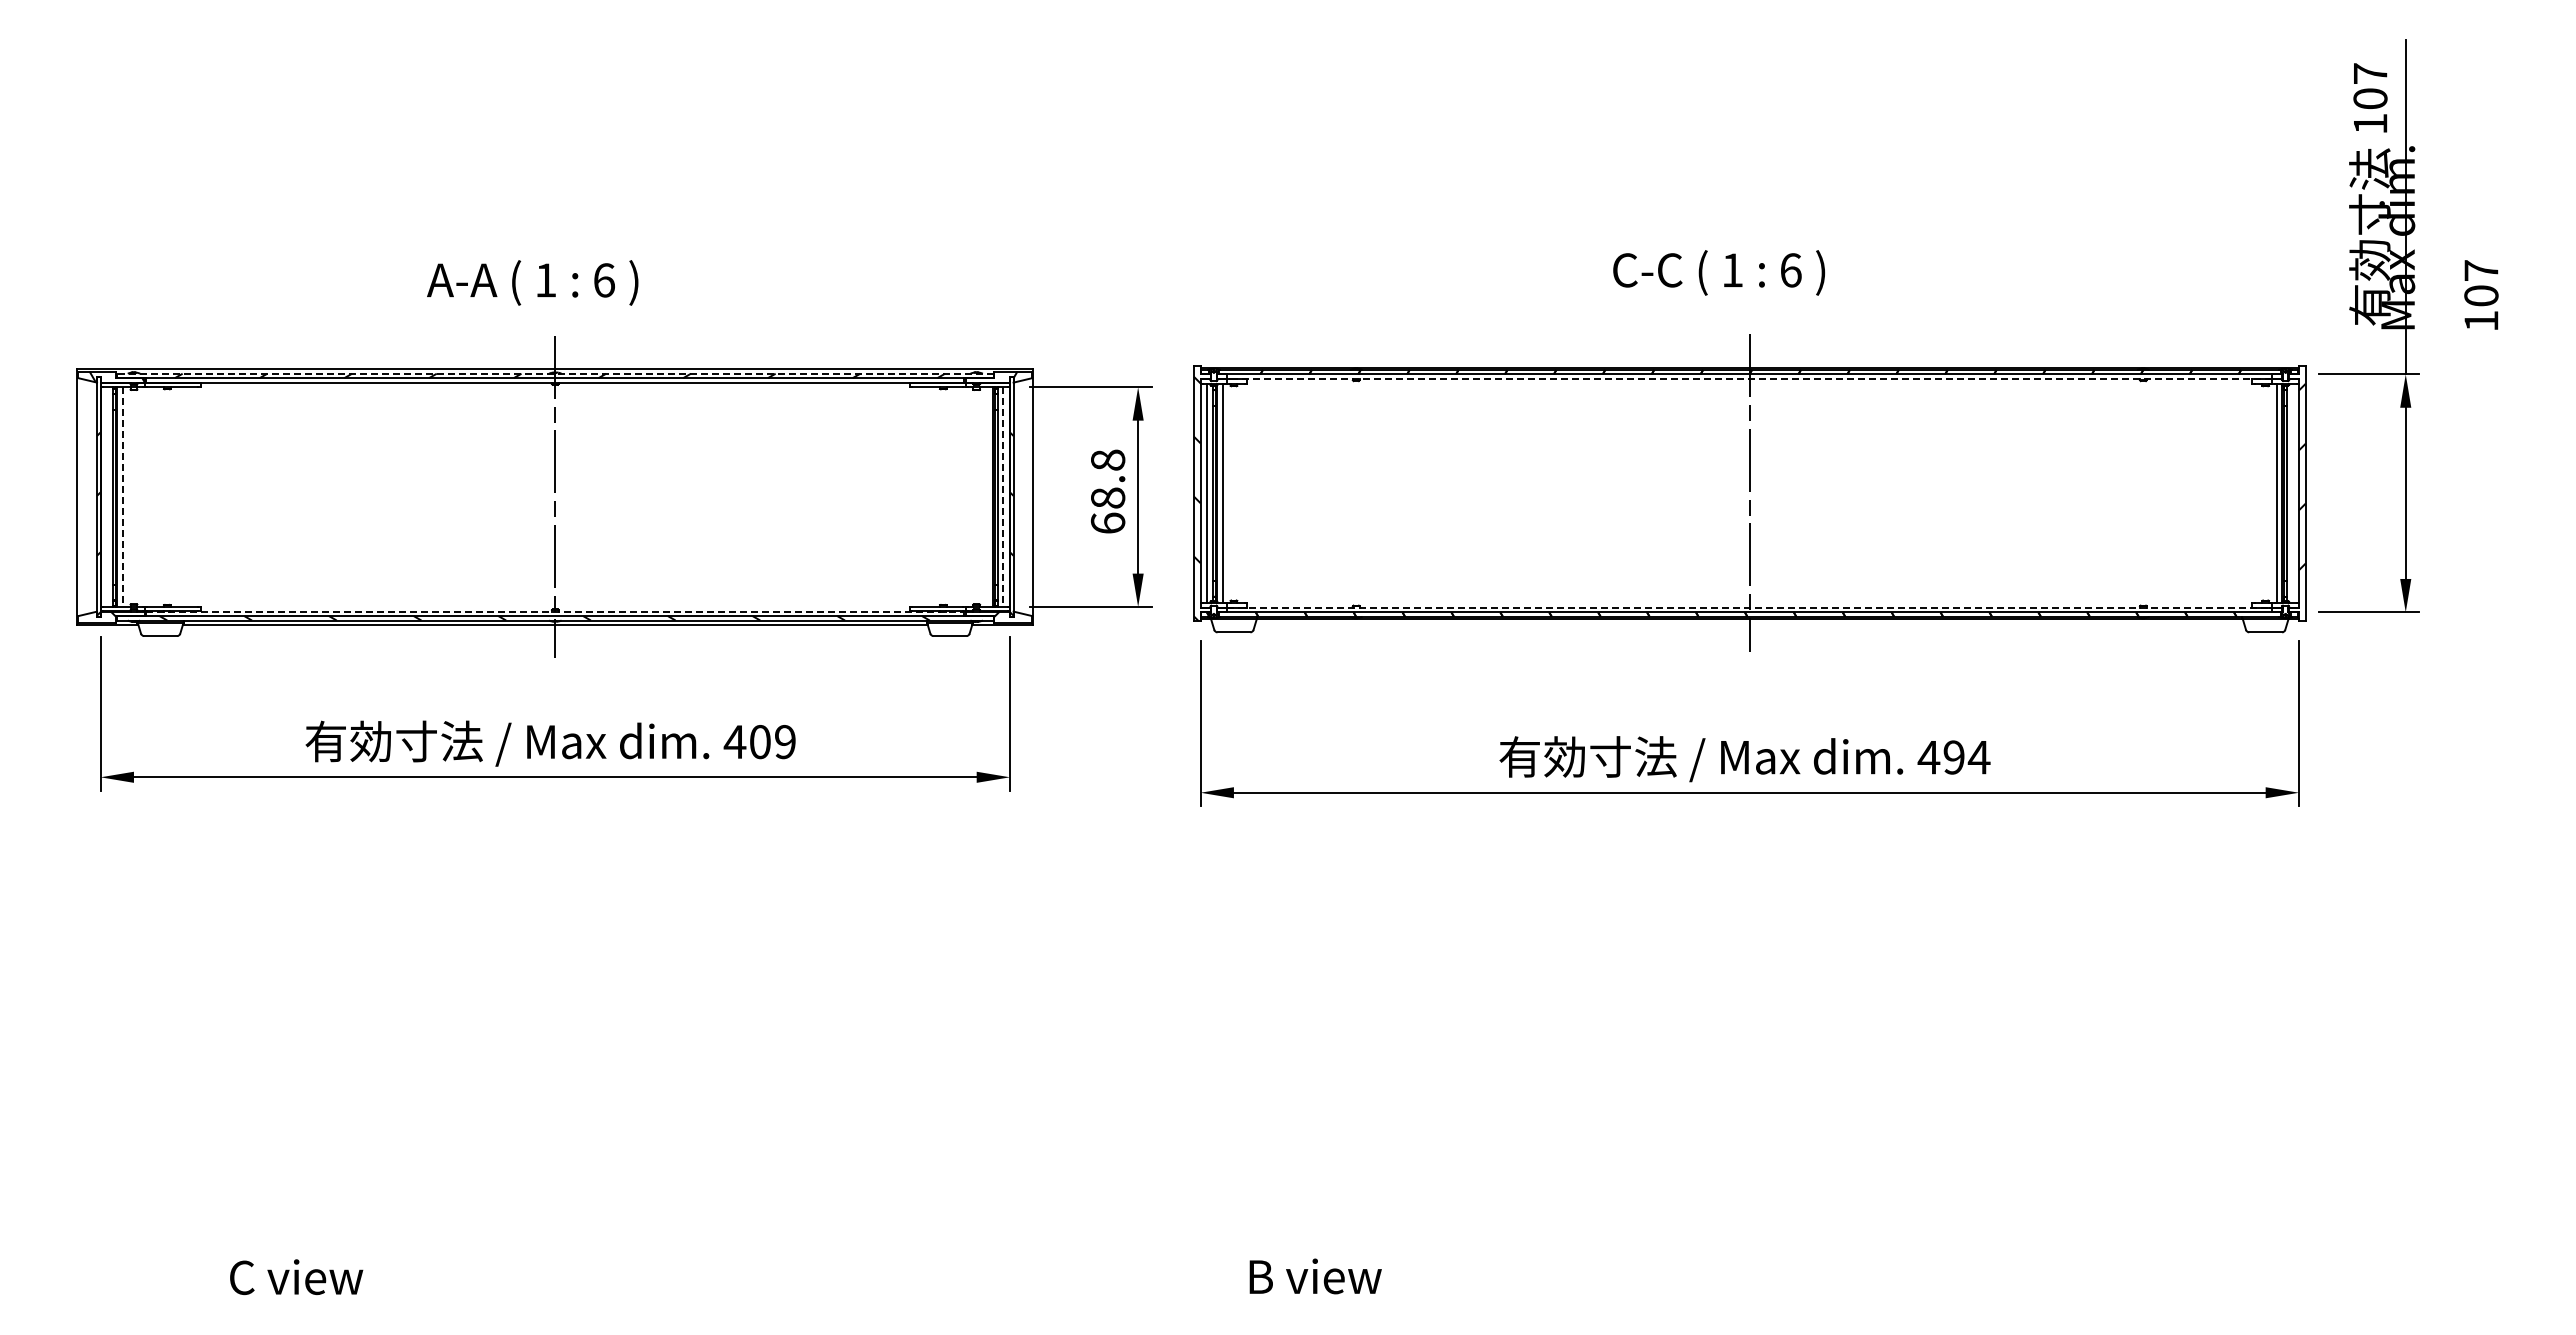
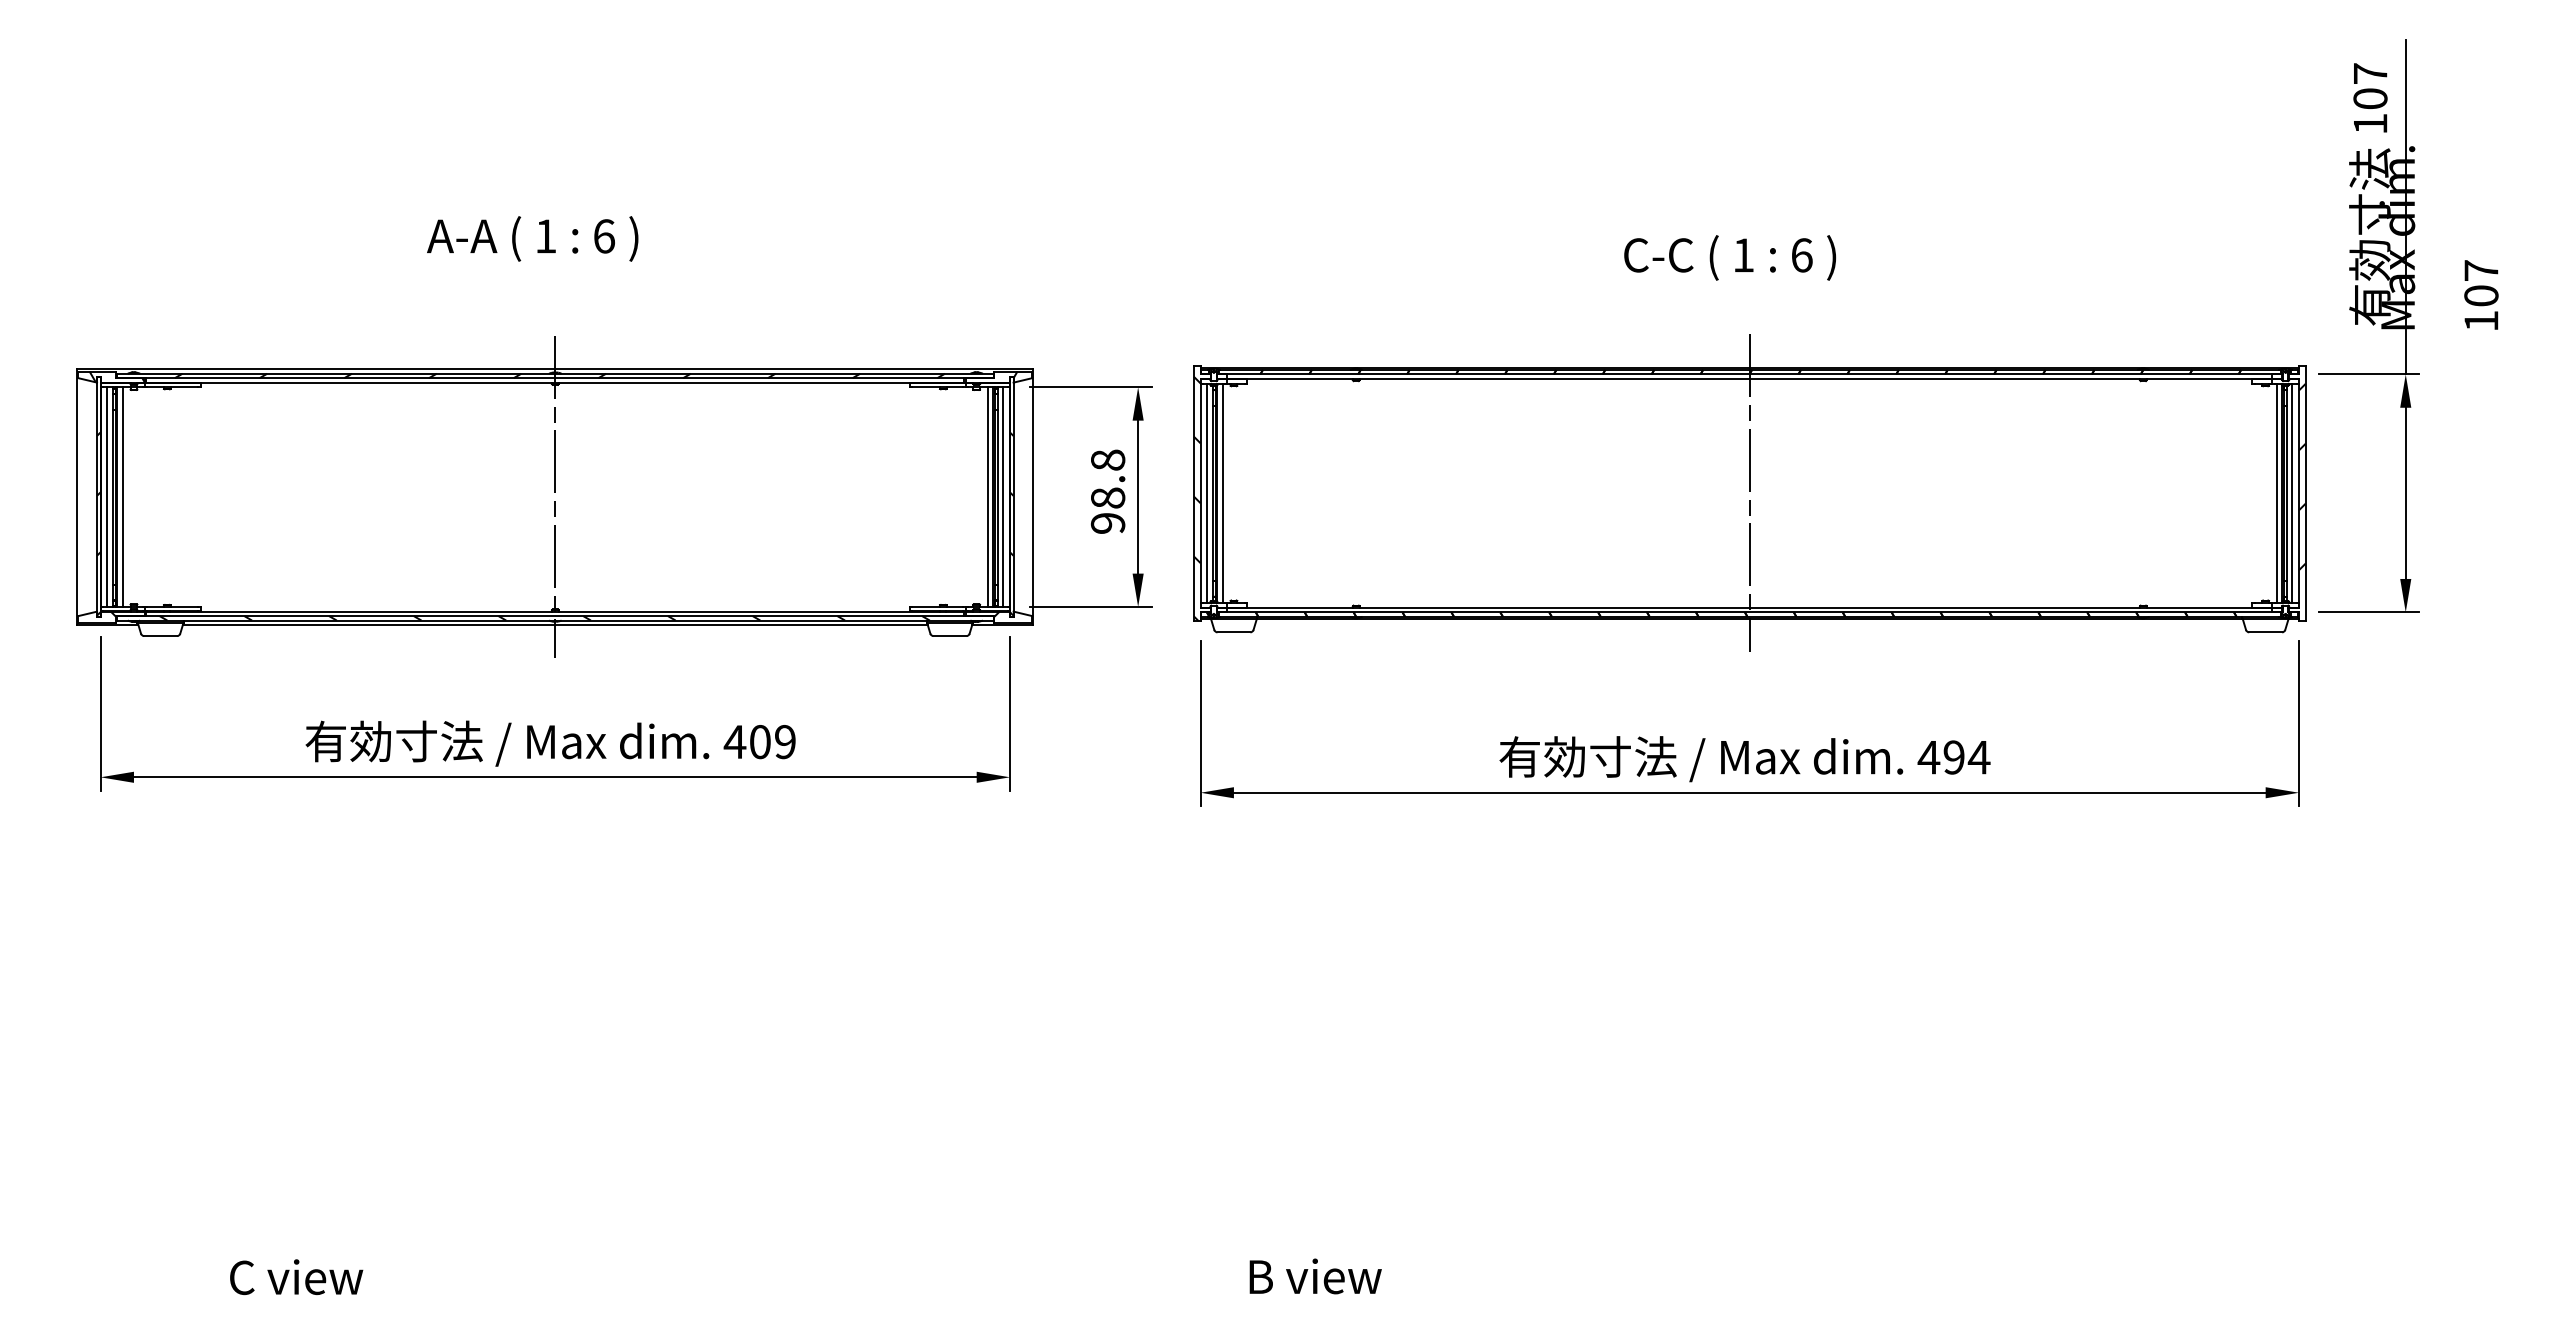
text position: (1718, 272) -> (1729, 257) (1729, 257)
text position: (532, 282) -> (532, 238) (532, 238)
line: dashed -> solid (555, 373)
line: dashed -> solid (1749, 378)
line: none -> present (2292, 493)
line: none -> present (107, 496)
line: none -> present (987, 496)
line: dashed -> solid (122, 497)
line: dashed -> solid (1003, 497)
text: 68.8 -> 98.8 (1107, 522)
line: dashed -> solid (1749, 607)
line: dashed -> solid (555, 611)
